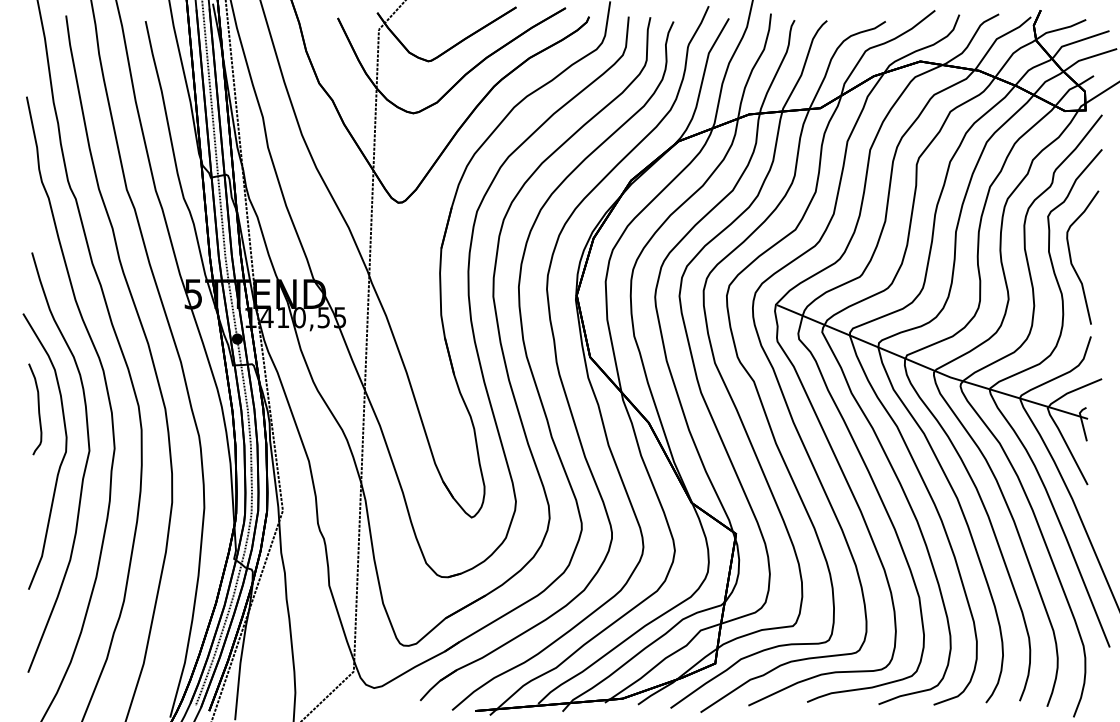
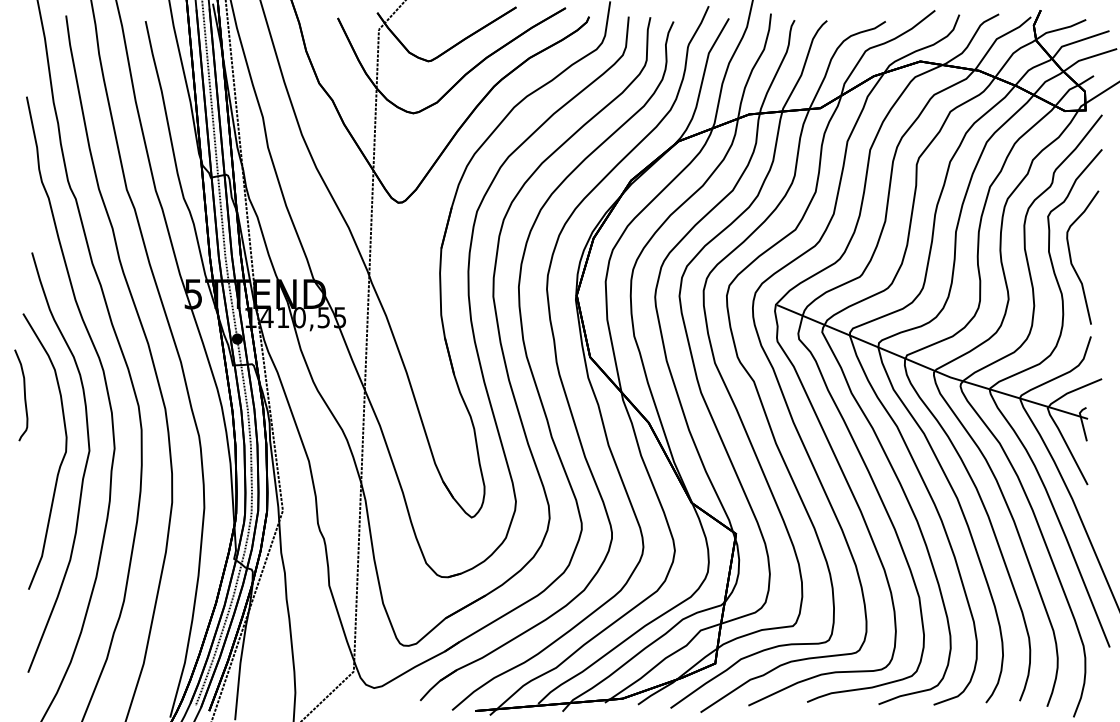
part position: (35, 409) -> (21, 395) (21, 395)
